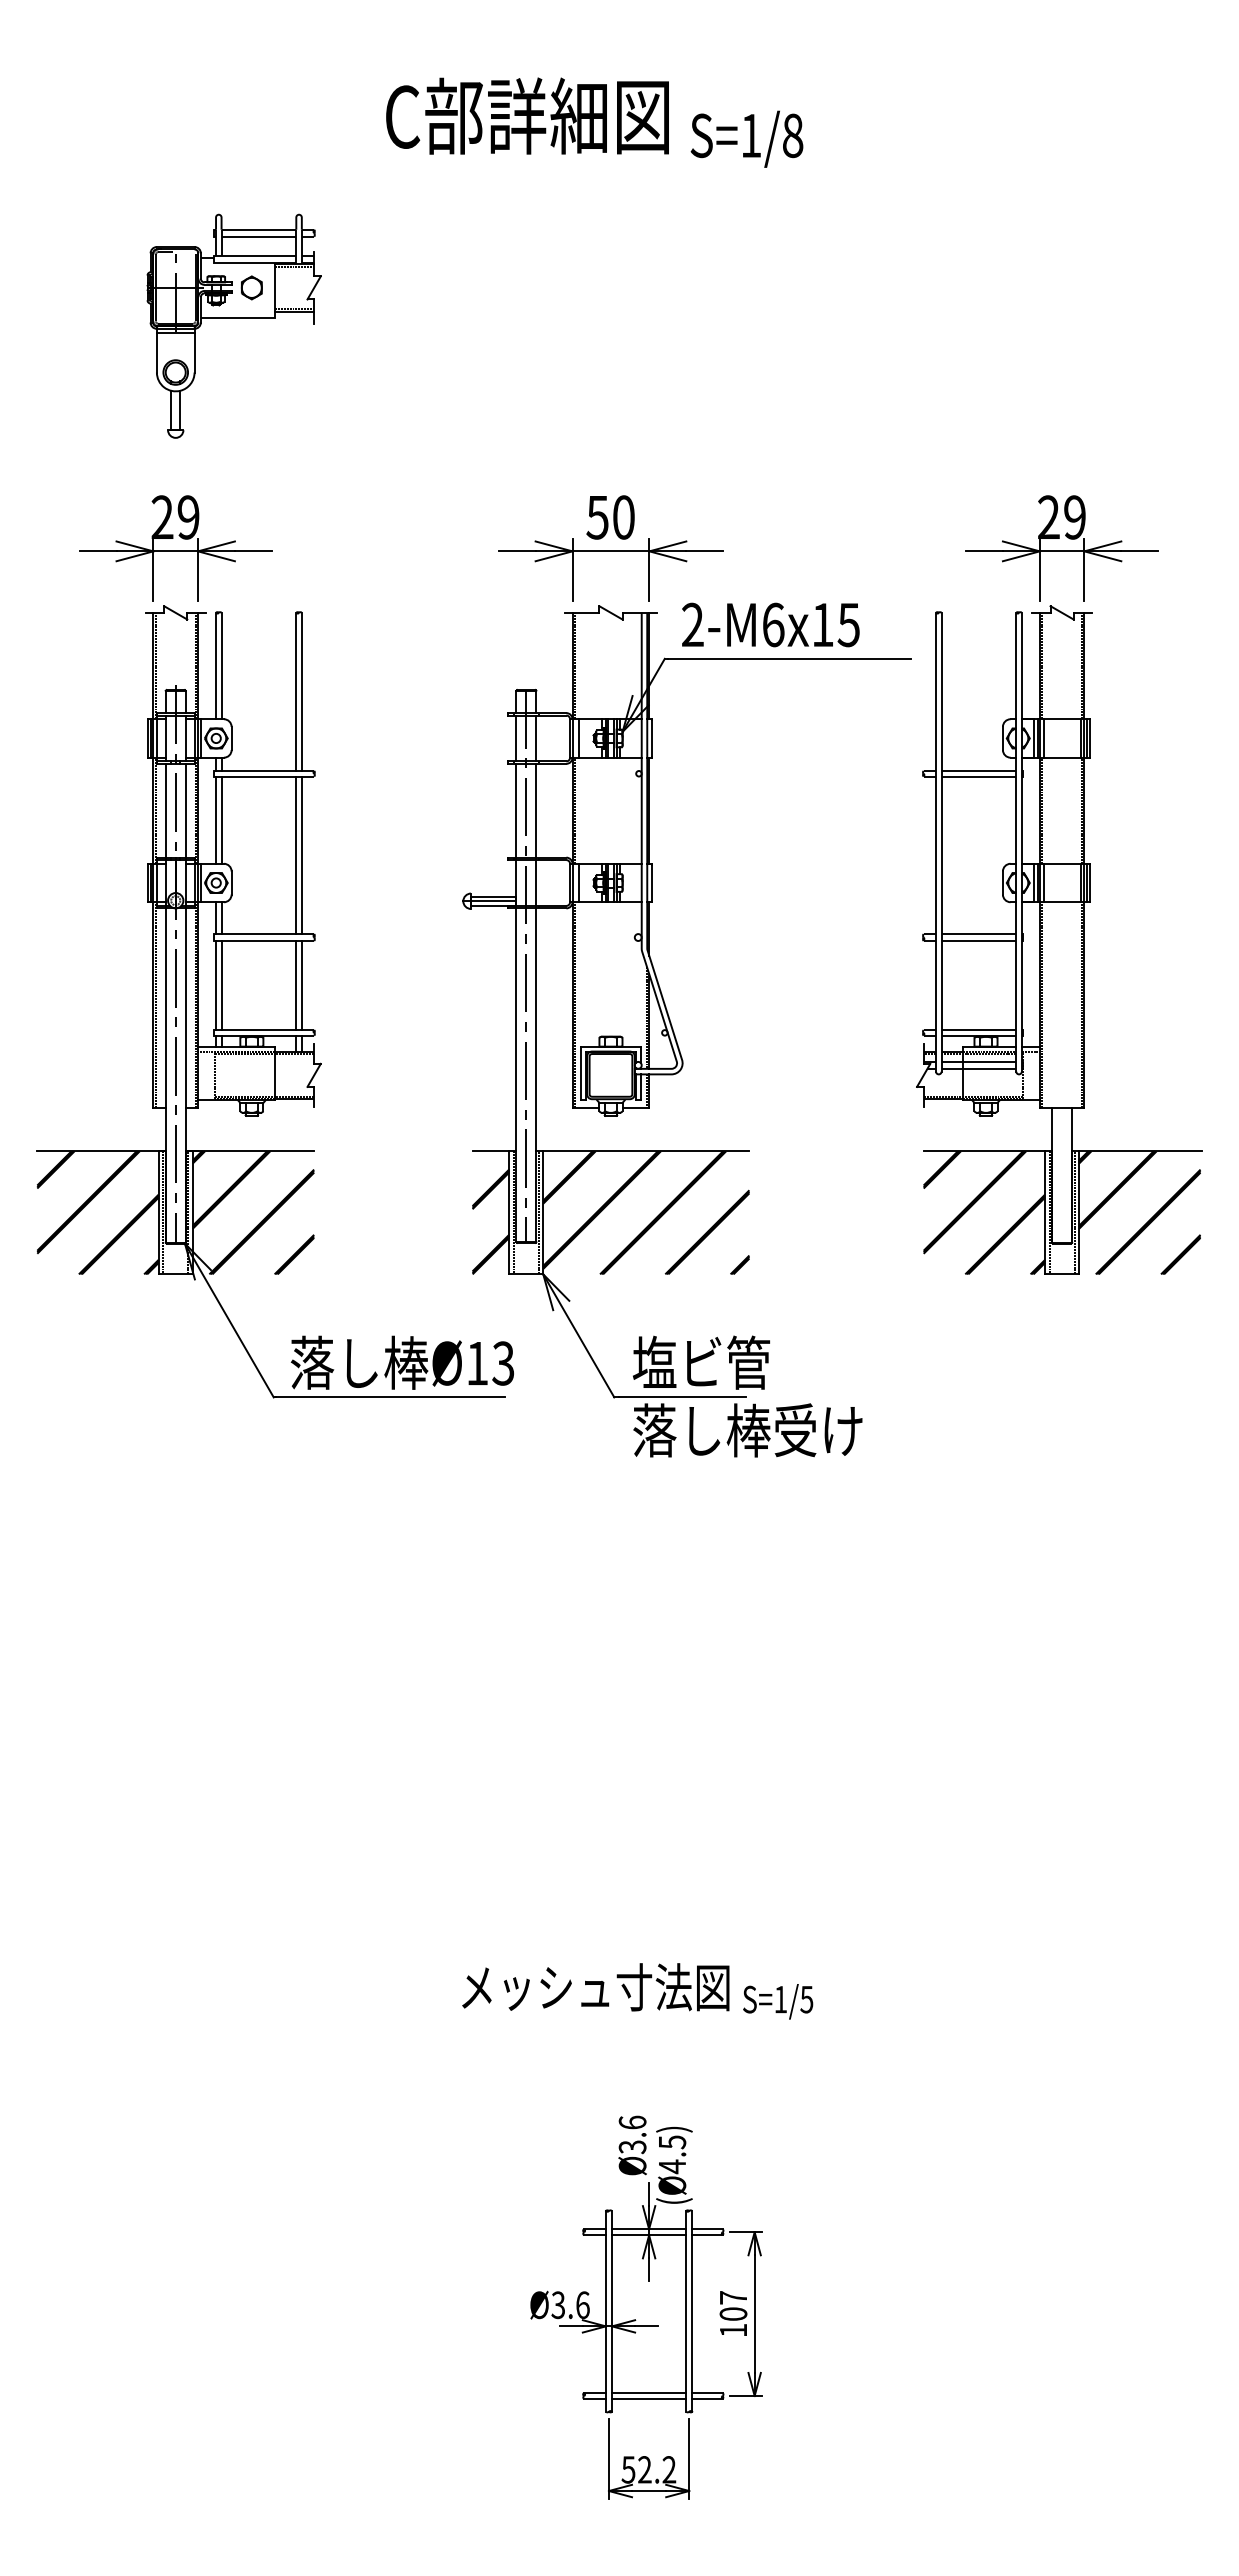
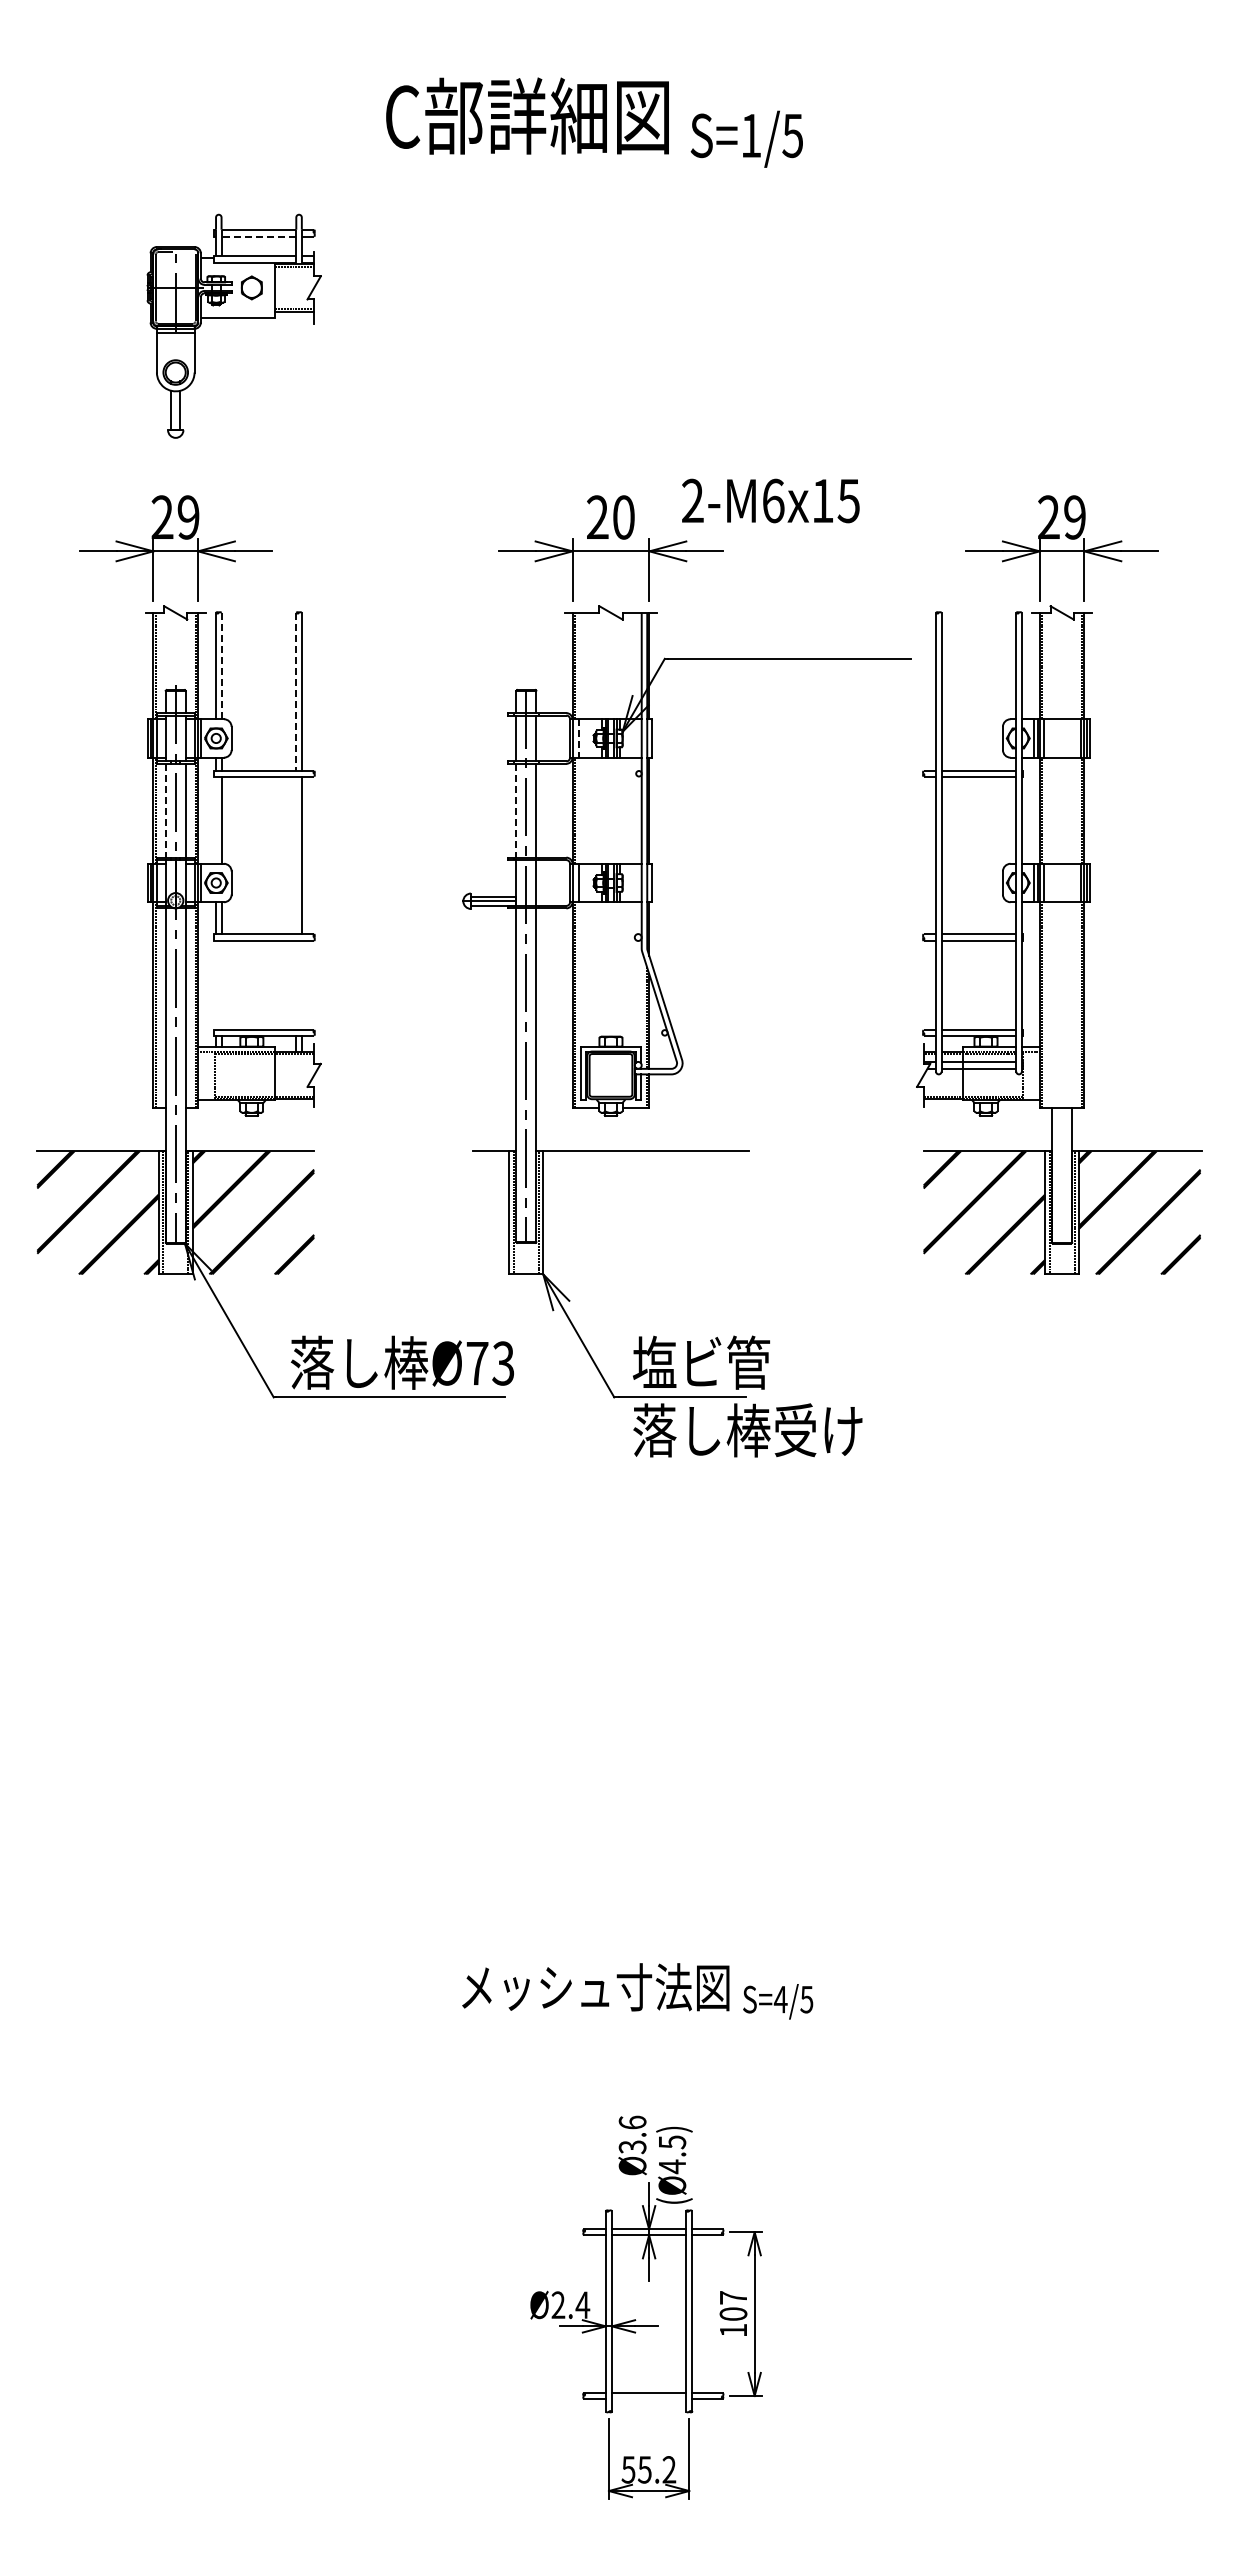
text: S=1/8 -> S=1/5 (792, 135)
line: solid -> dashed (258, 236)
text: 50 -> 20 (597, 517)
text position: (770, 624) -> (770, 500) (770, 500)
line: solid -> dashed (221, 665)
line: solid -> dashed (296, 692)
line: solid -> dashed (578, 738)
line: solid -> dashed (165, 810)
line: solid -> dashed (516, 810)
line: present -> none (216, 819)
line: present -> none (296, 855)
line: present -> none (216, 985)
line: present -> none (221, 985)
line: present -> none (296, 985)
line: present -> none (301, 985)
hatch: present -> none (610, 1212)
text: Ø13 -> Ø73 (477, 1363)
text: S=1/5 -> S=4/5 (780, 1999)
text: Ø3.6 -> Ø2.4 (570, 2305)
line: present -> none (649, 2399)
text: 52.2 -> 55.2 (644, 2469)
